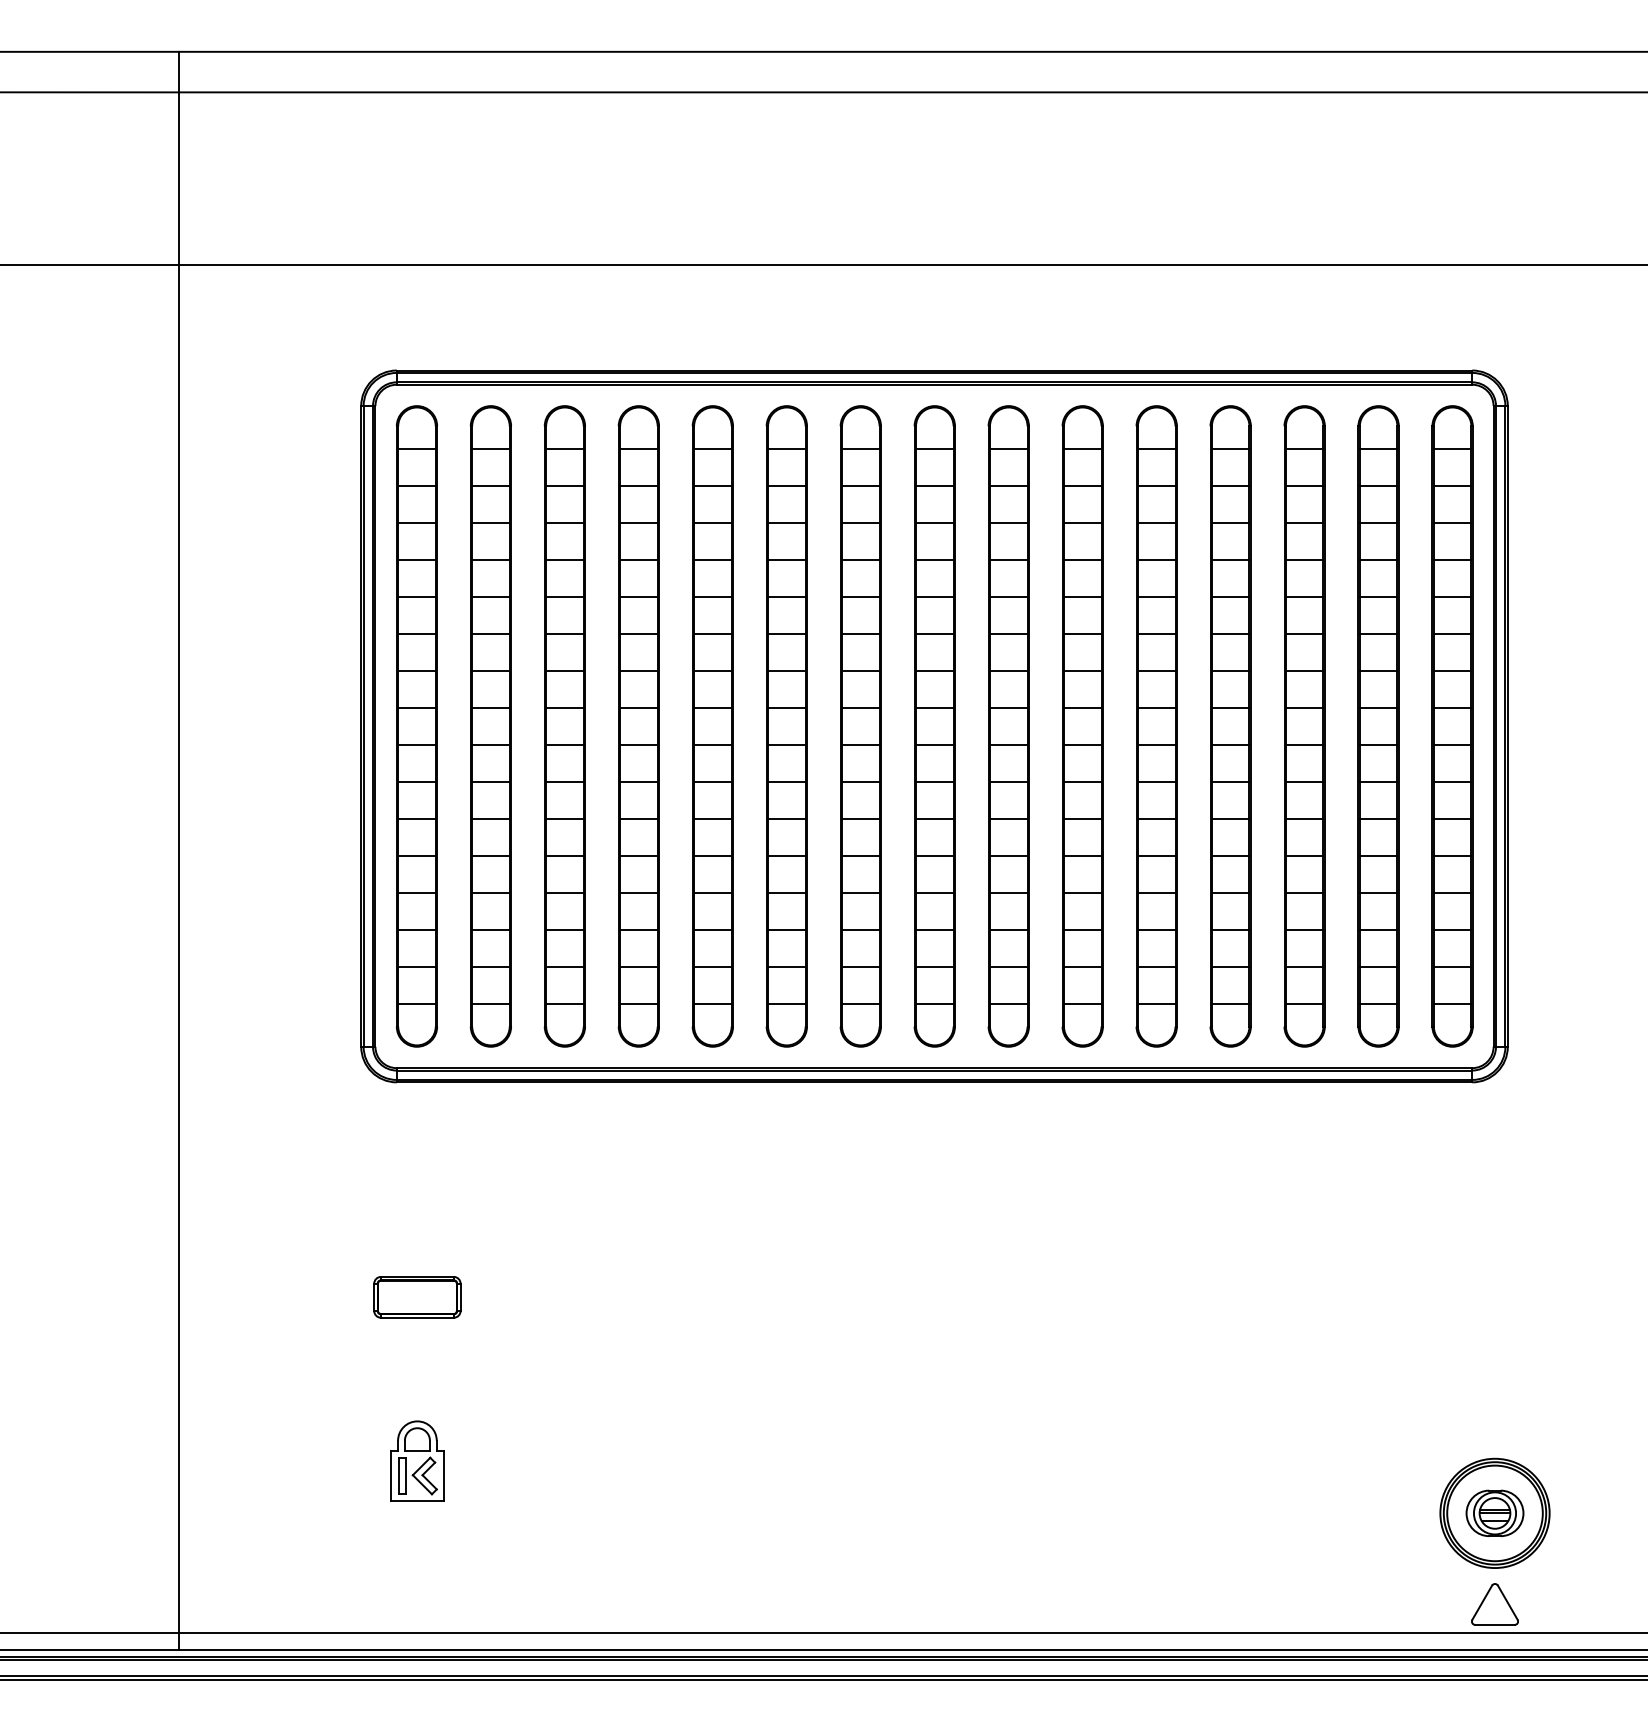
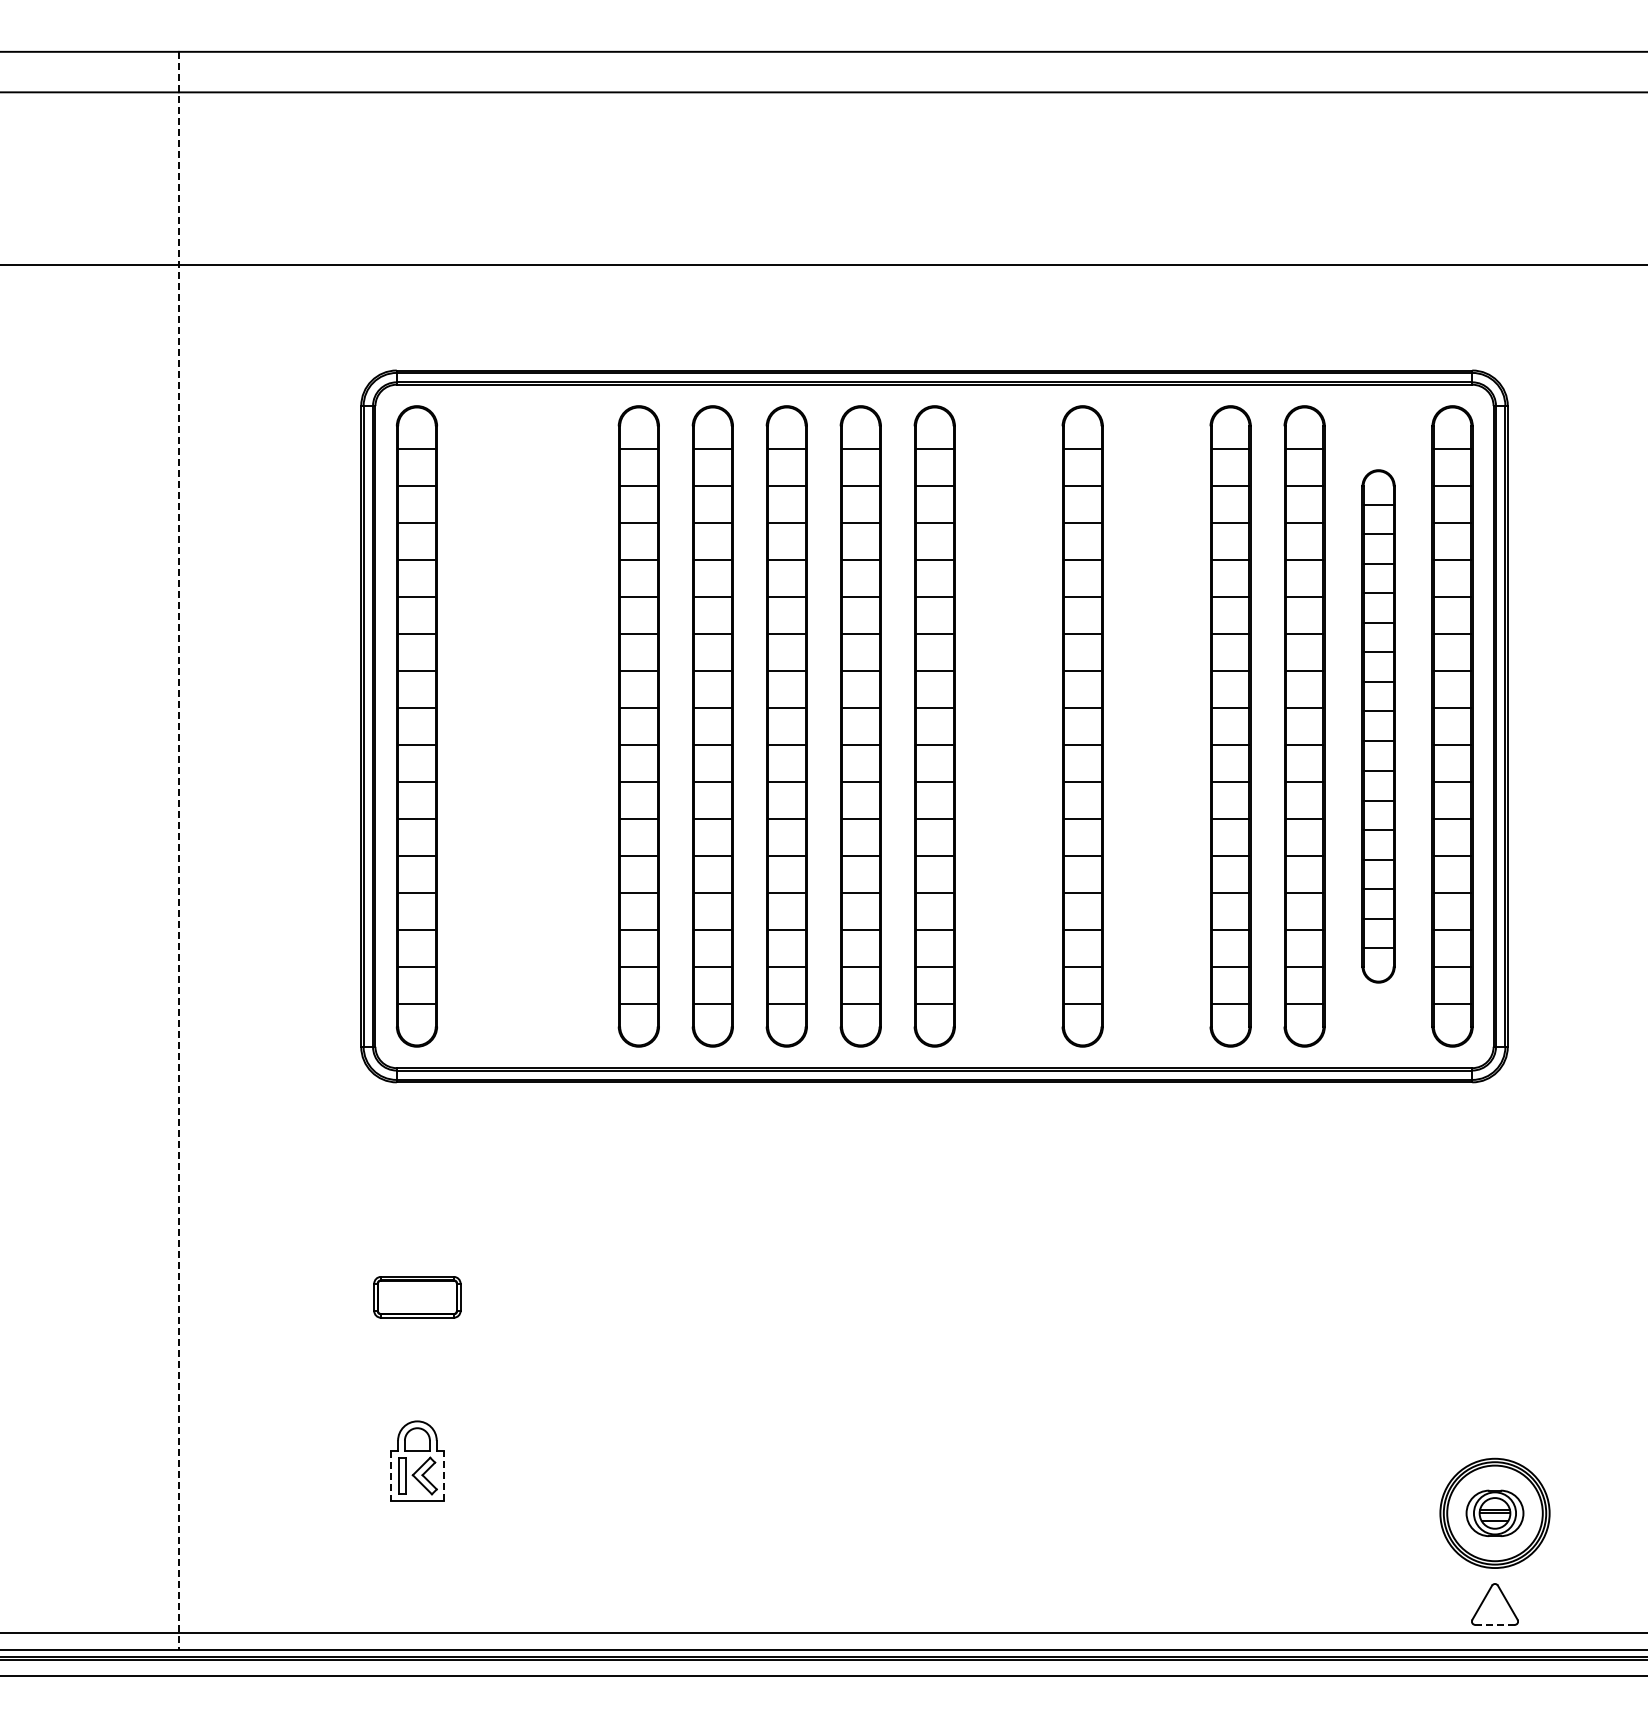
part: present -> none (490, 726)
part: present -> none (564, 726)
part: present -> none (1008, 726)
part: present -> none (1156, 726)
part size: 43x643 px -> 35x515 px (1378, 726)
line: solid -> dashed (179, 851)
line: solid -> dashed (443, 1475)
line: solid -> dashed (391, 1476)
line: solid -> dashed (1495, 1624)
line: present -> none (823, 1679)
